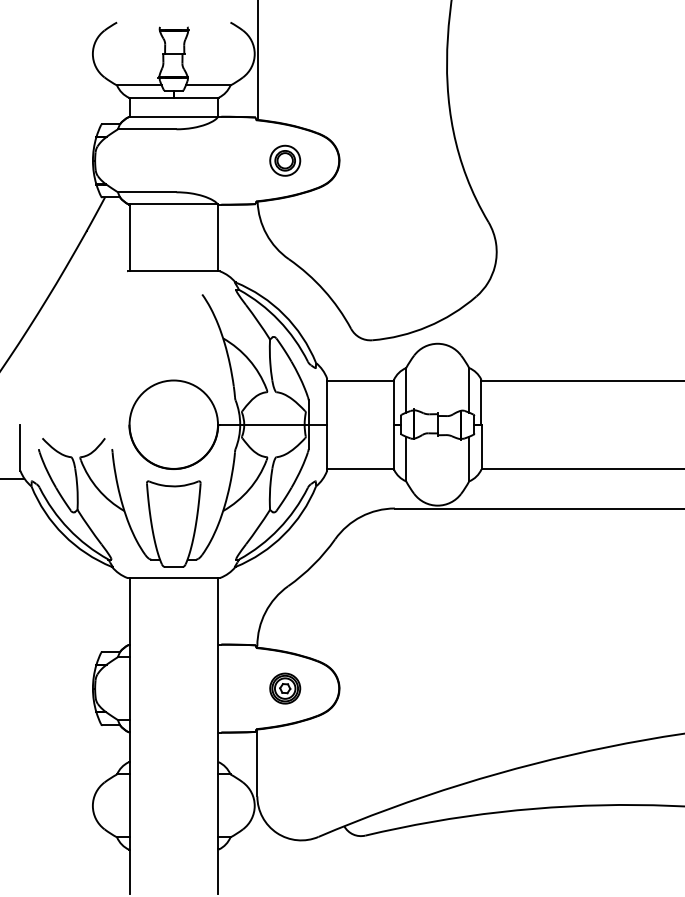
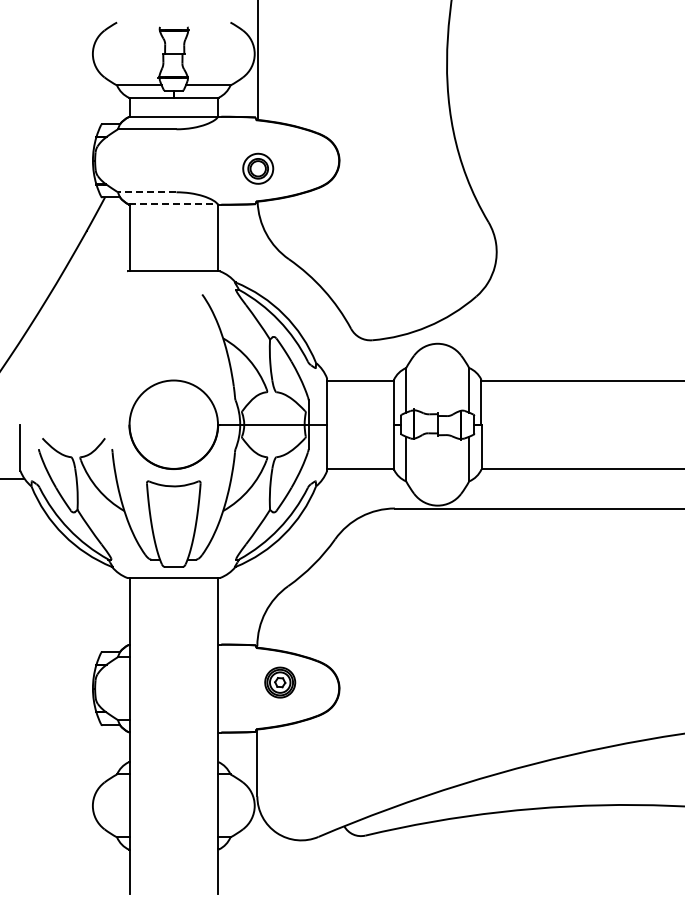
part position: (285, 160) -> (258, 168) (258, 168)
line: solid -> dashed (146, 192)
line: solid -> dashed (173, 204)
part position: (285, 688) -> (280, 682) (280, 682)
